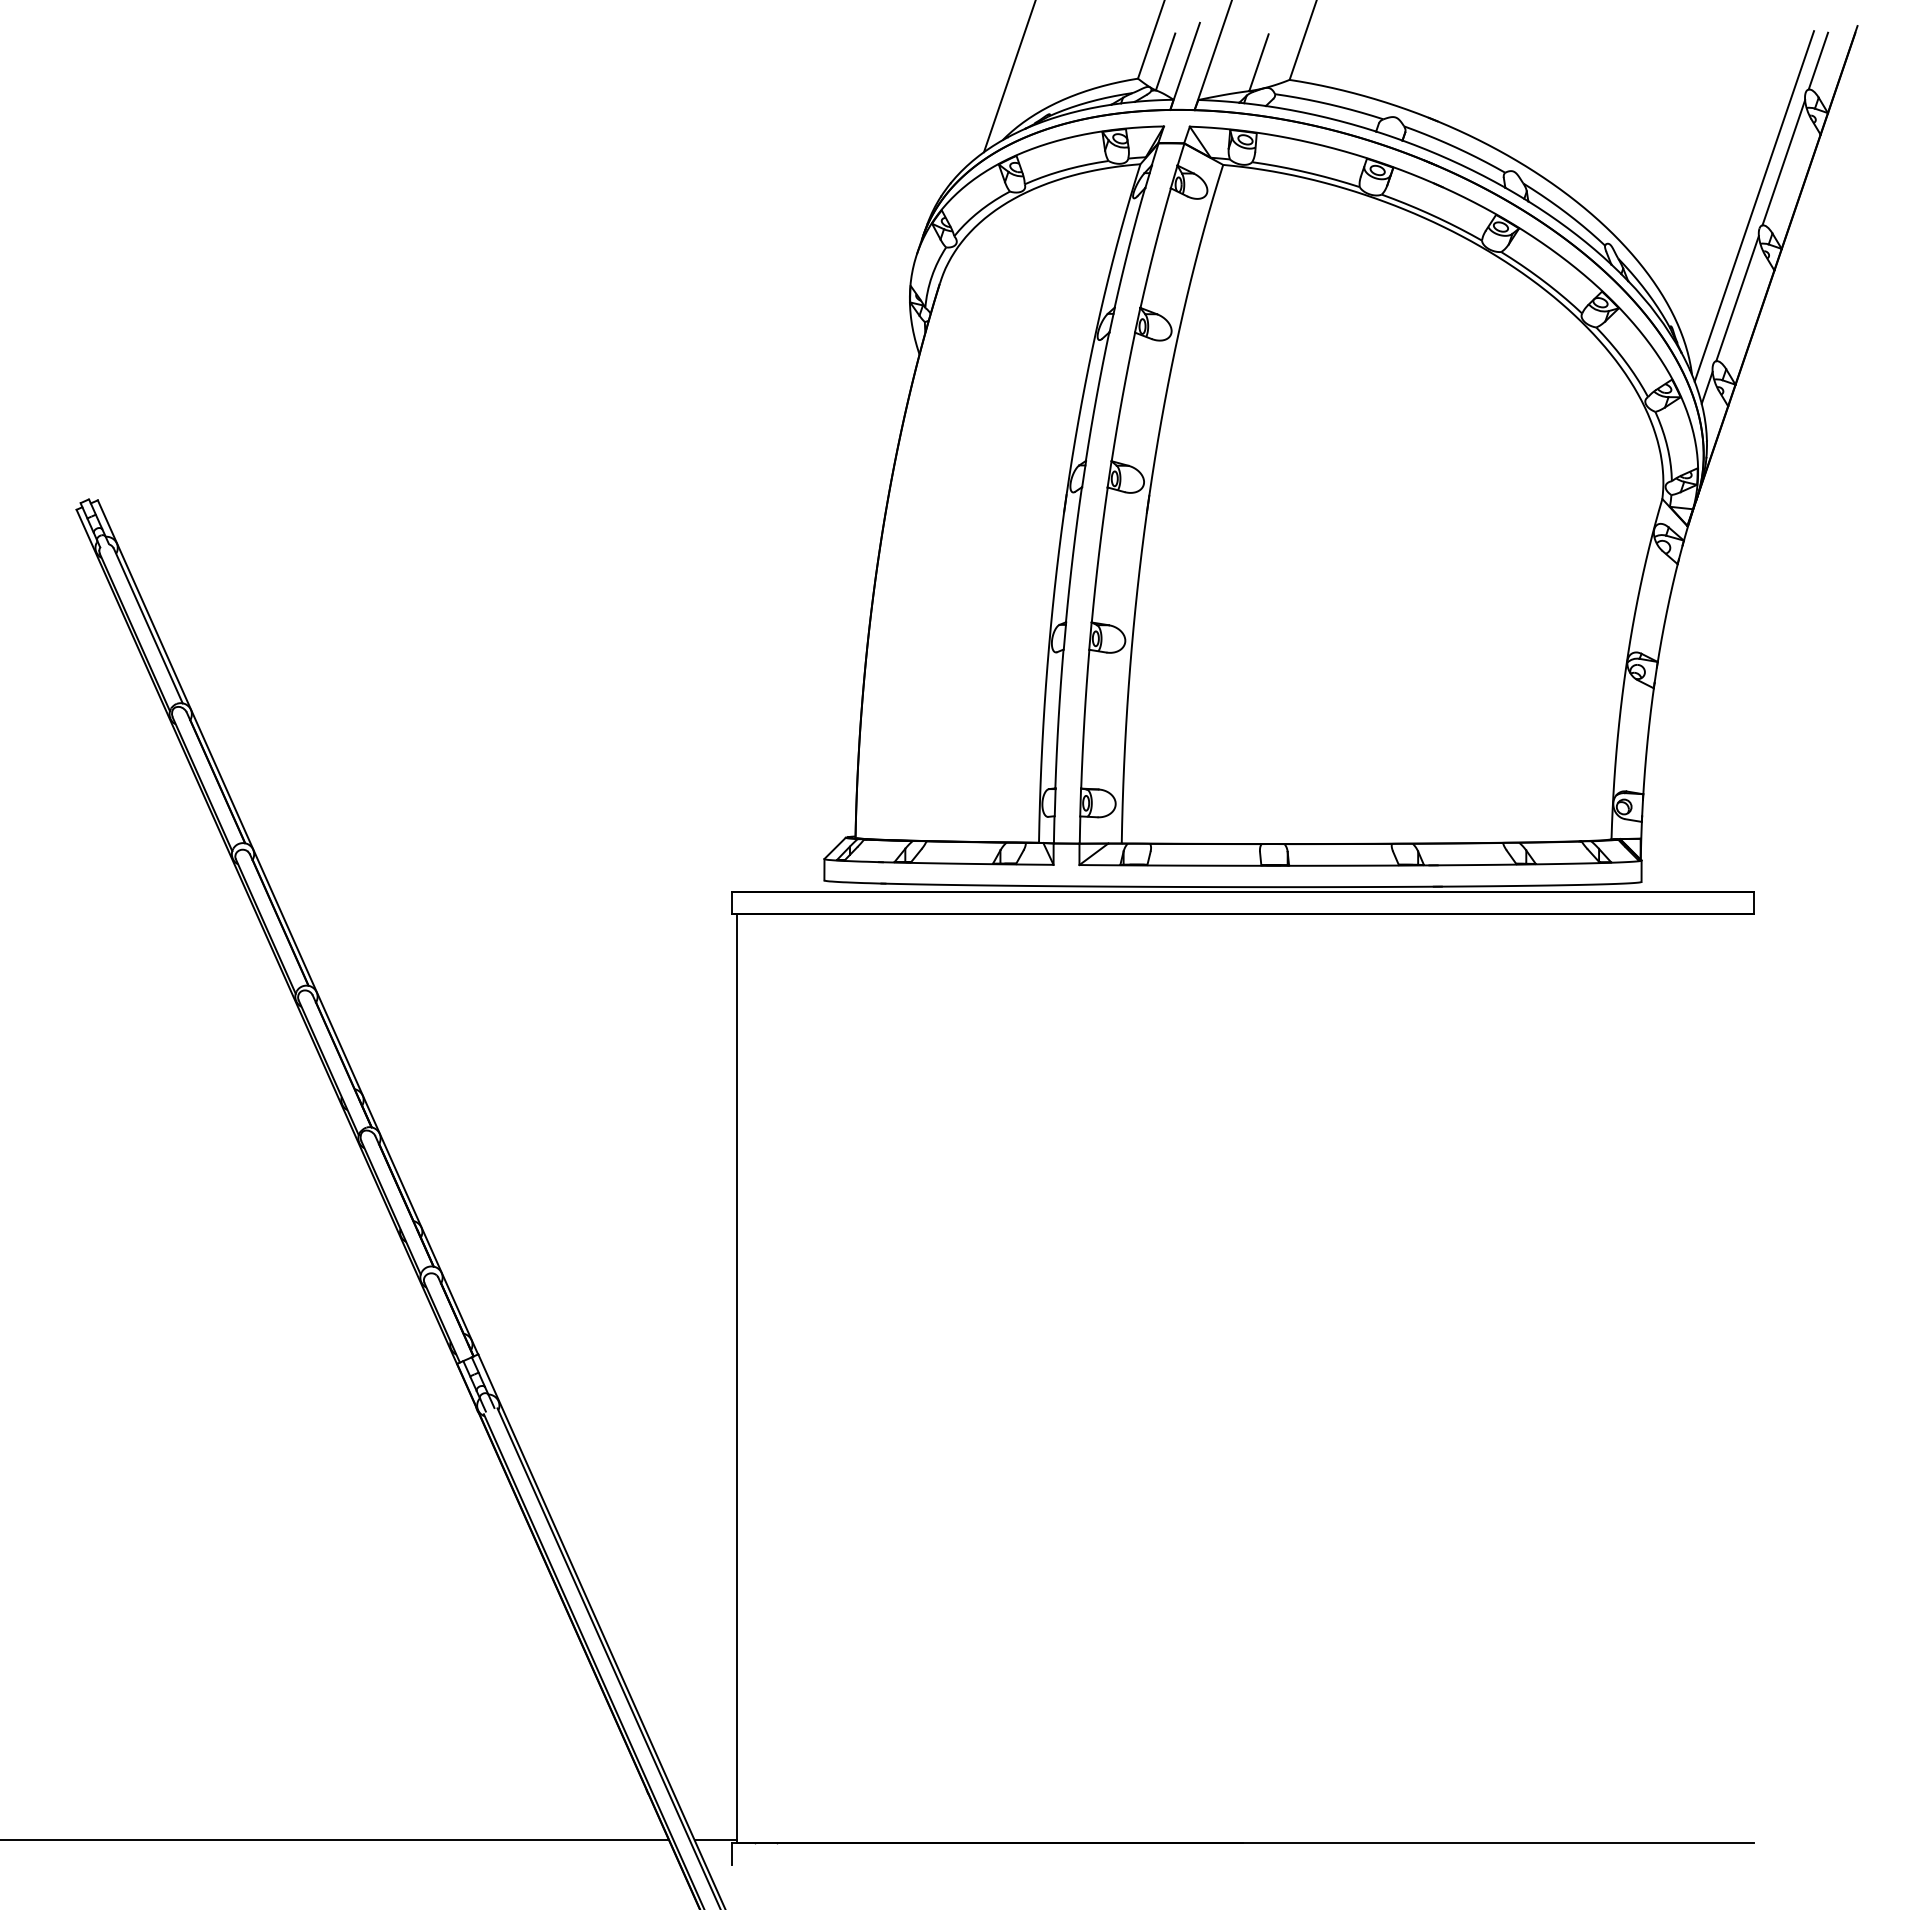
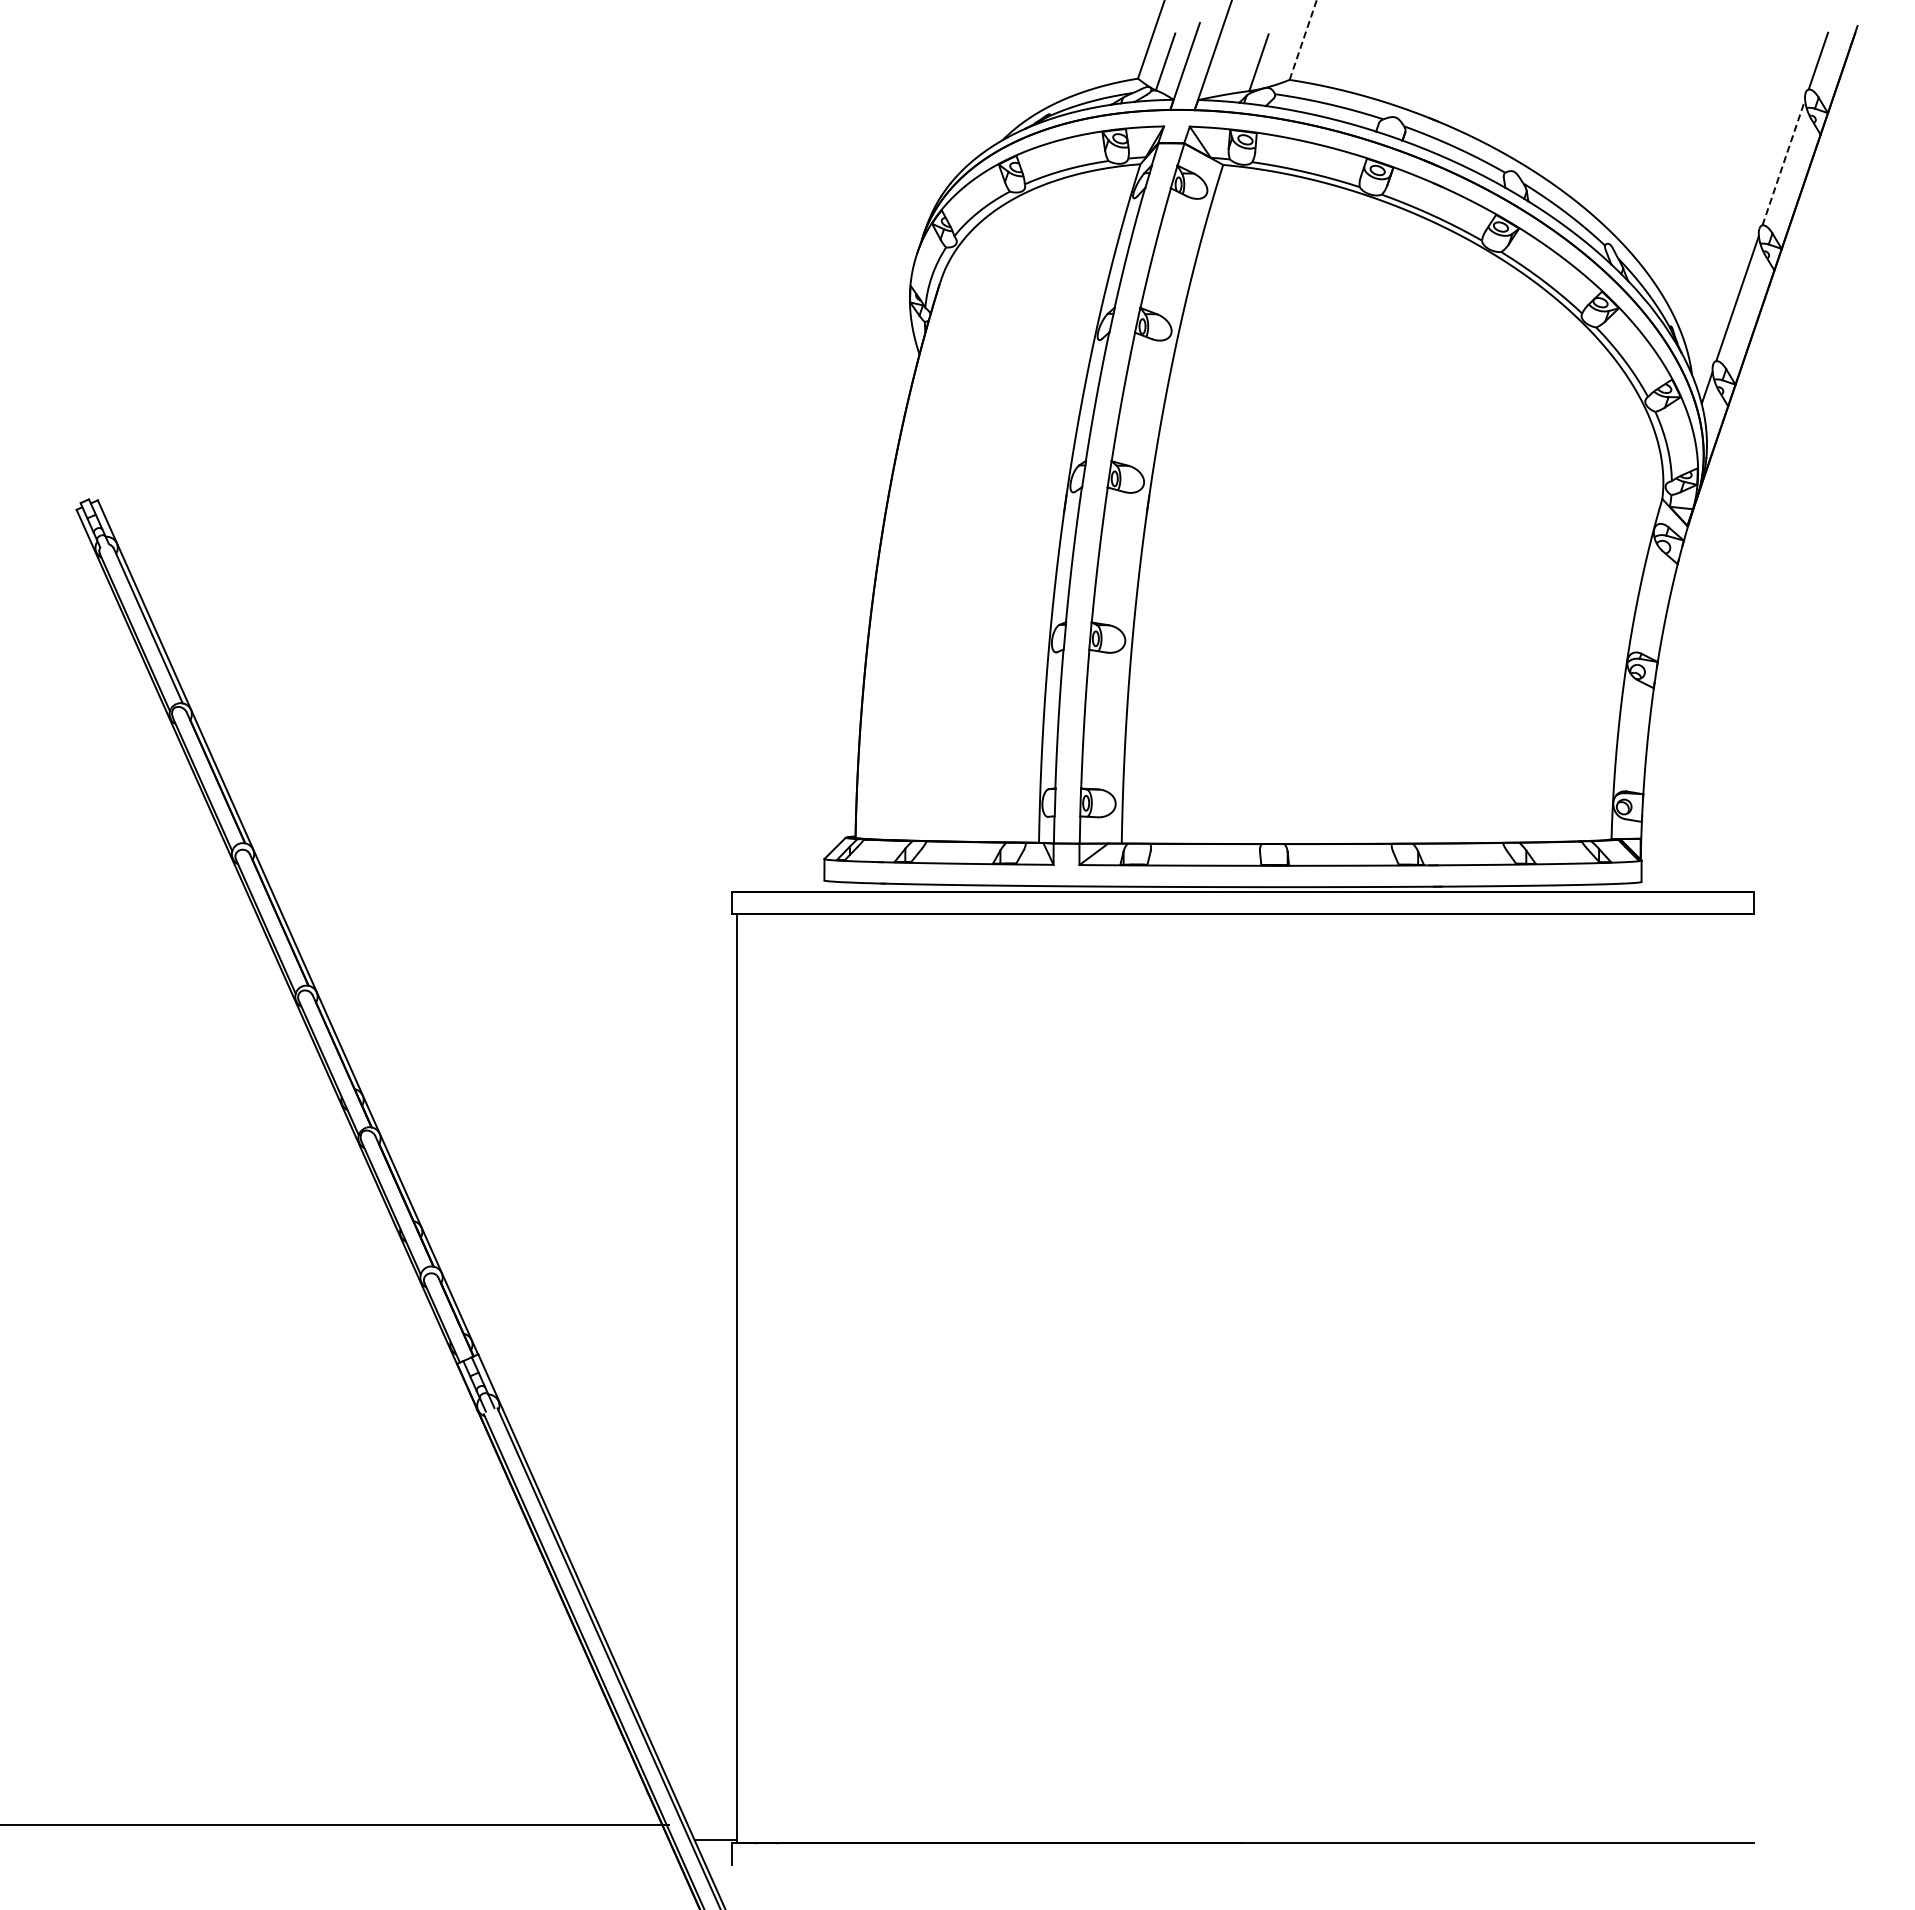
line: solid -> dashed (1303, 40)
line: present -> none (1009, 77)
line: solid -> dashed (1783, 162)
line: present -> none (1754, 206)
line position: (335, 1840) -> (335, 1825) (335, 1825)
